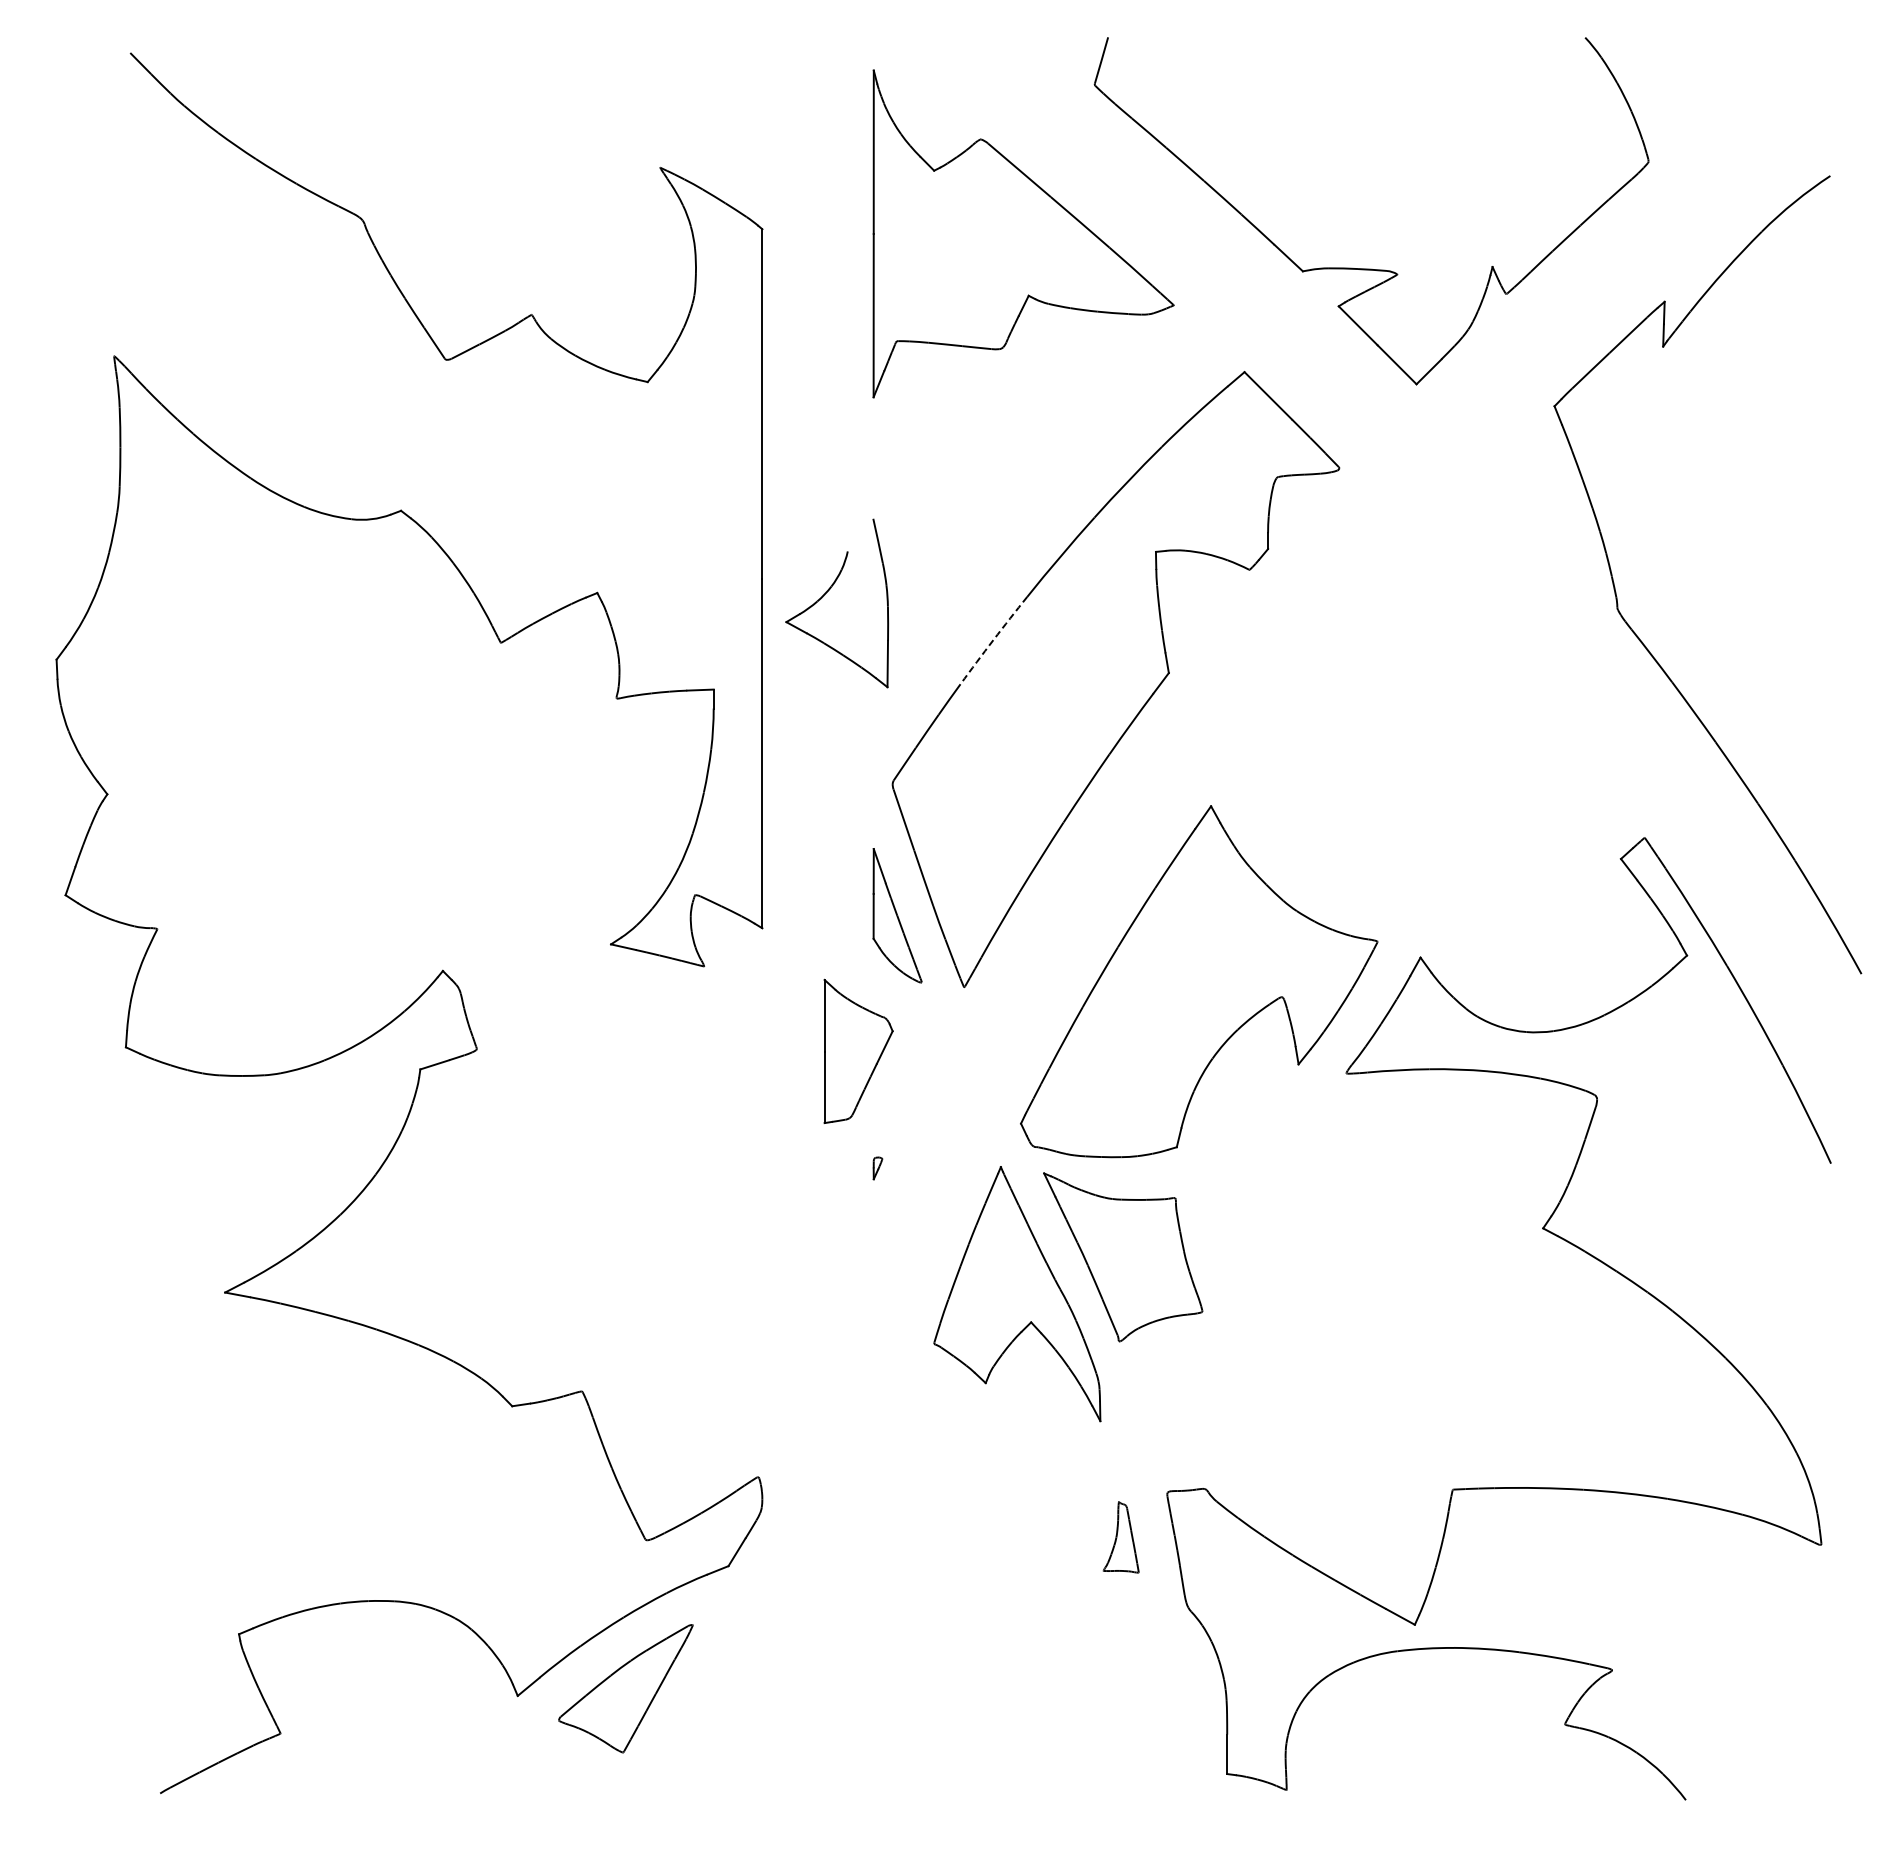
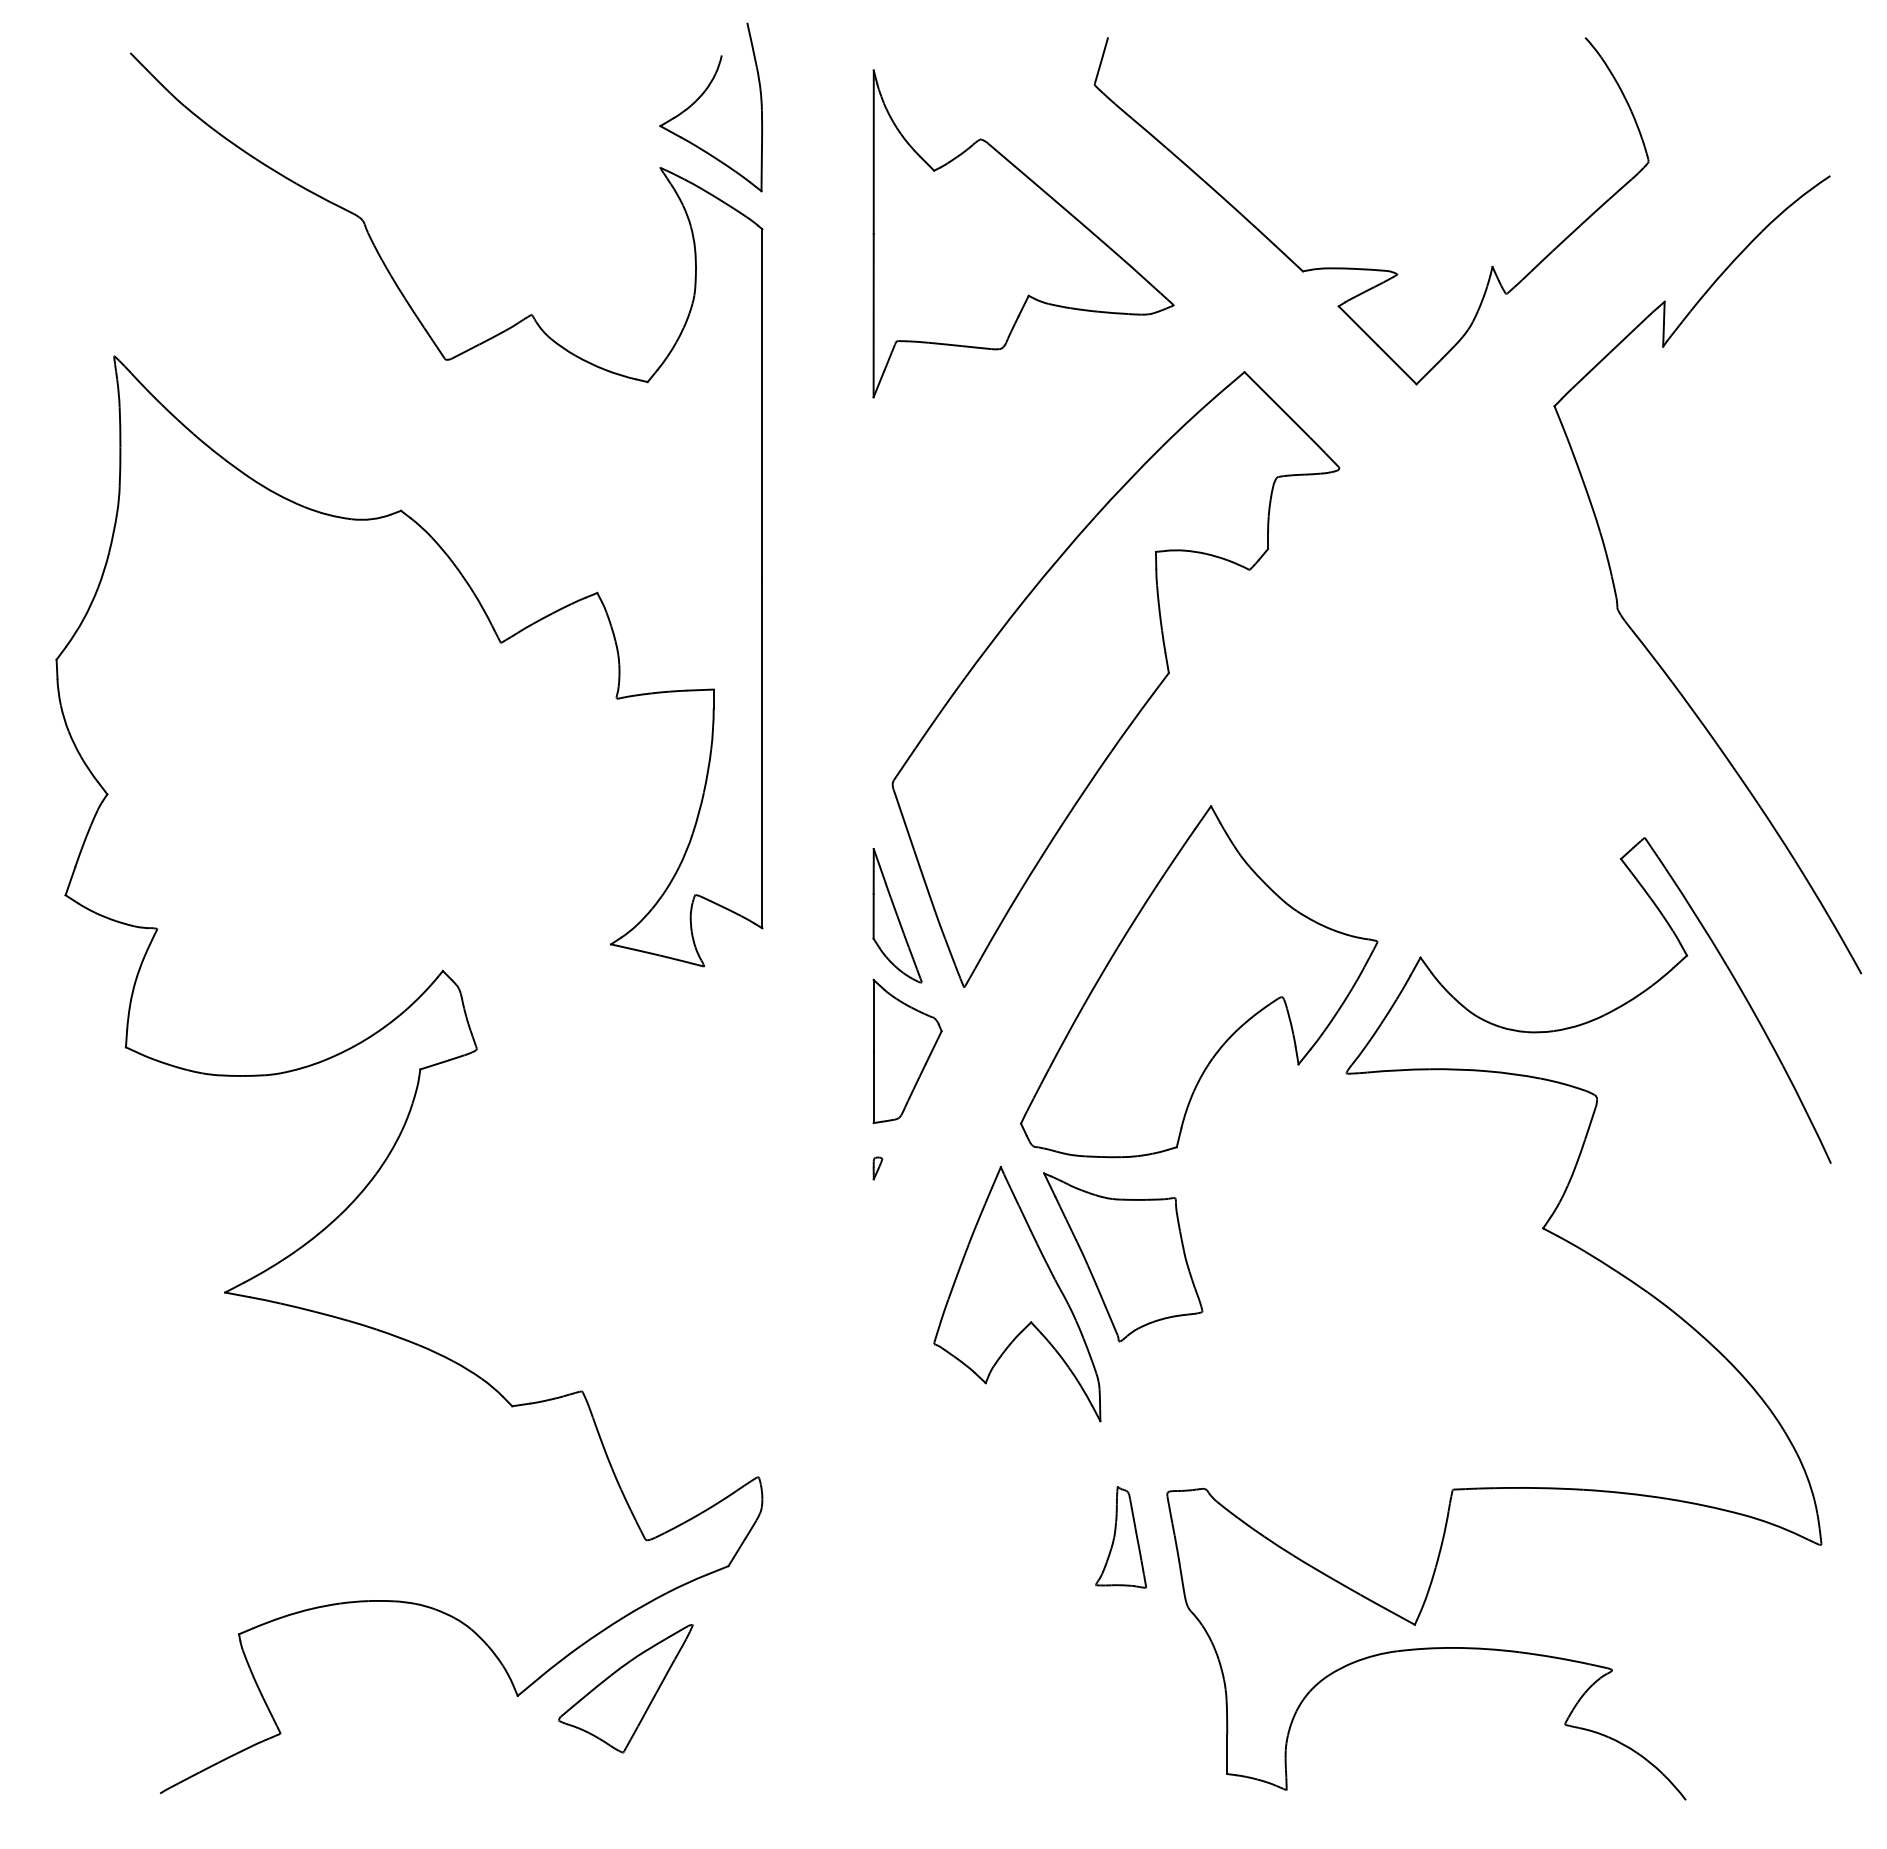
part position: (827, 592) -> (701, 96) (701, 96)
arc: dashed -> solid (993, 640)
part position: (858, 1050) -> (907, 1050) (907, 1050)
part size: 38x73 px -> 53x103 px (1121, 1537)
